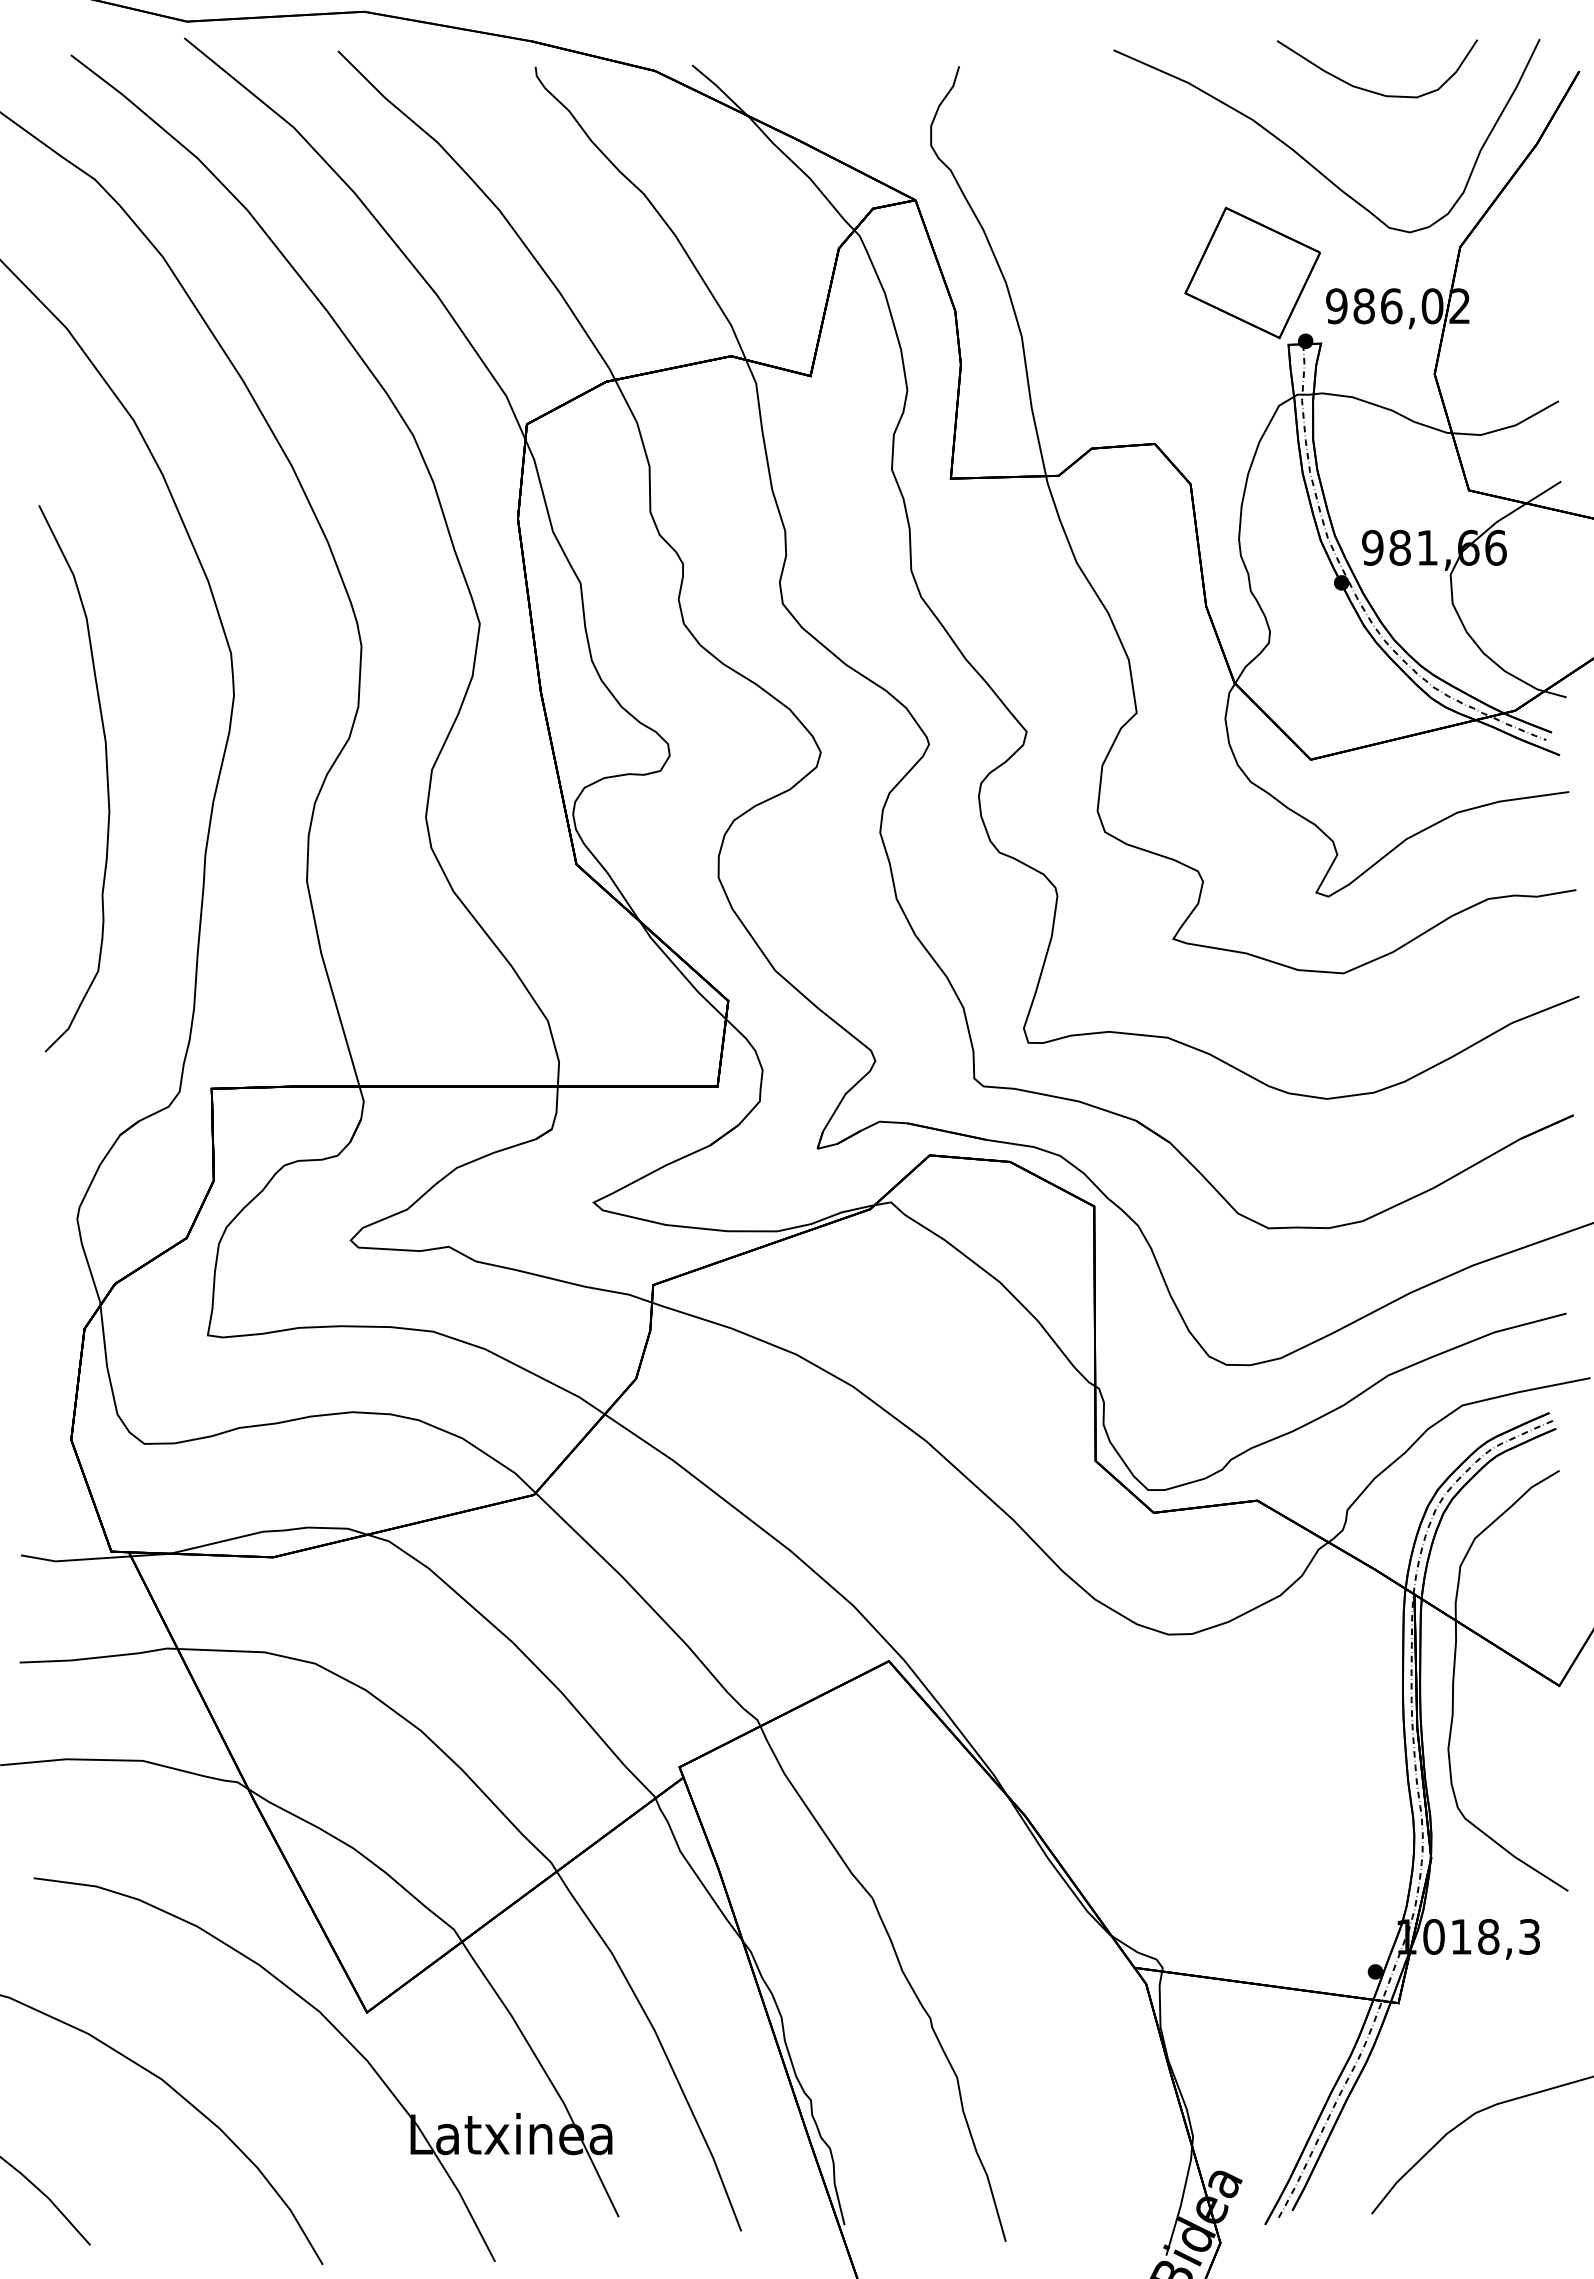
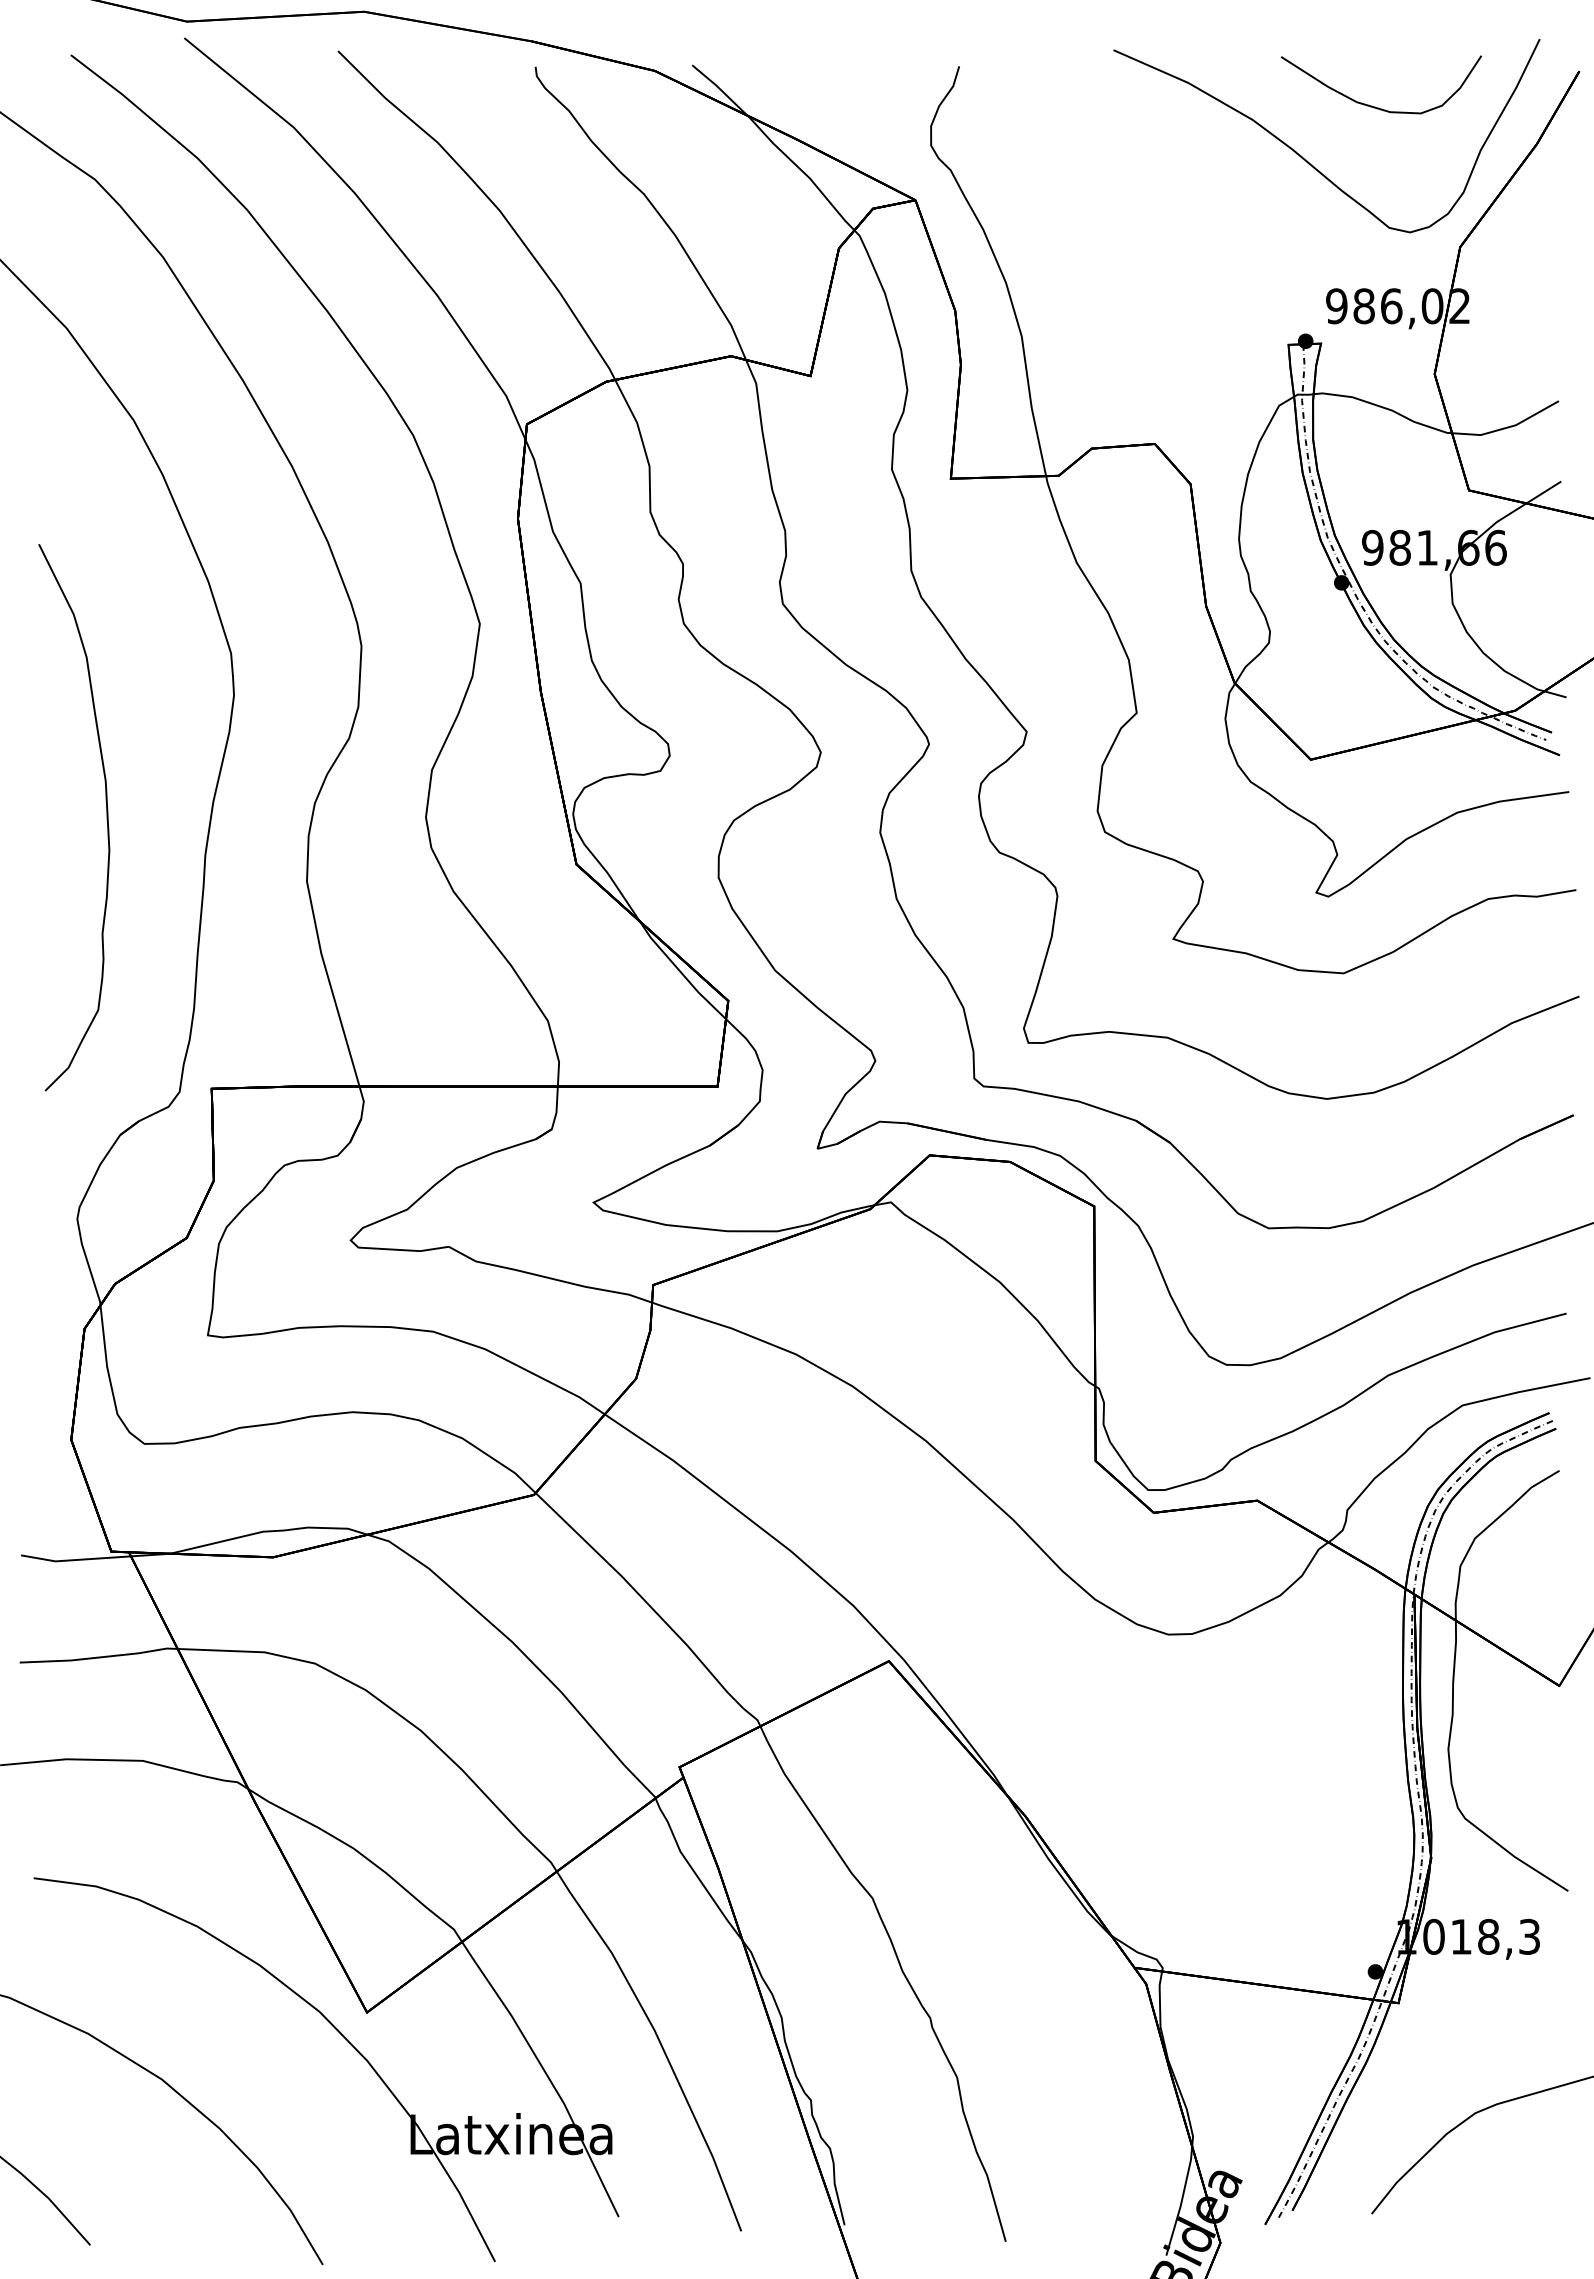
curve position: (1371, 90) -> (1375, 106) (1375, 106)
part: present -> none (1252, 272)
curve position: (106, 778) -> (106, 817) (106, 817)
